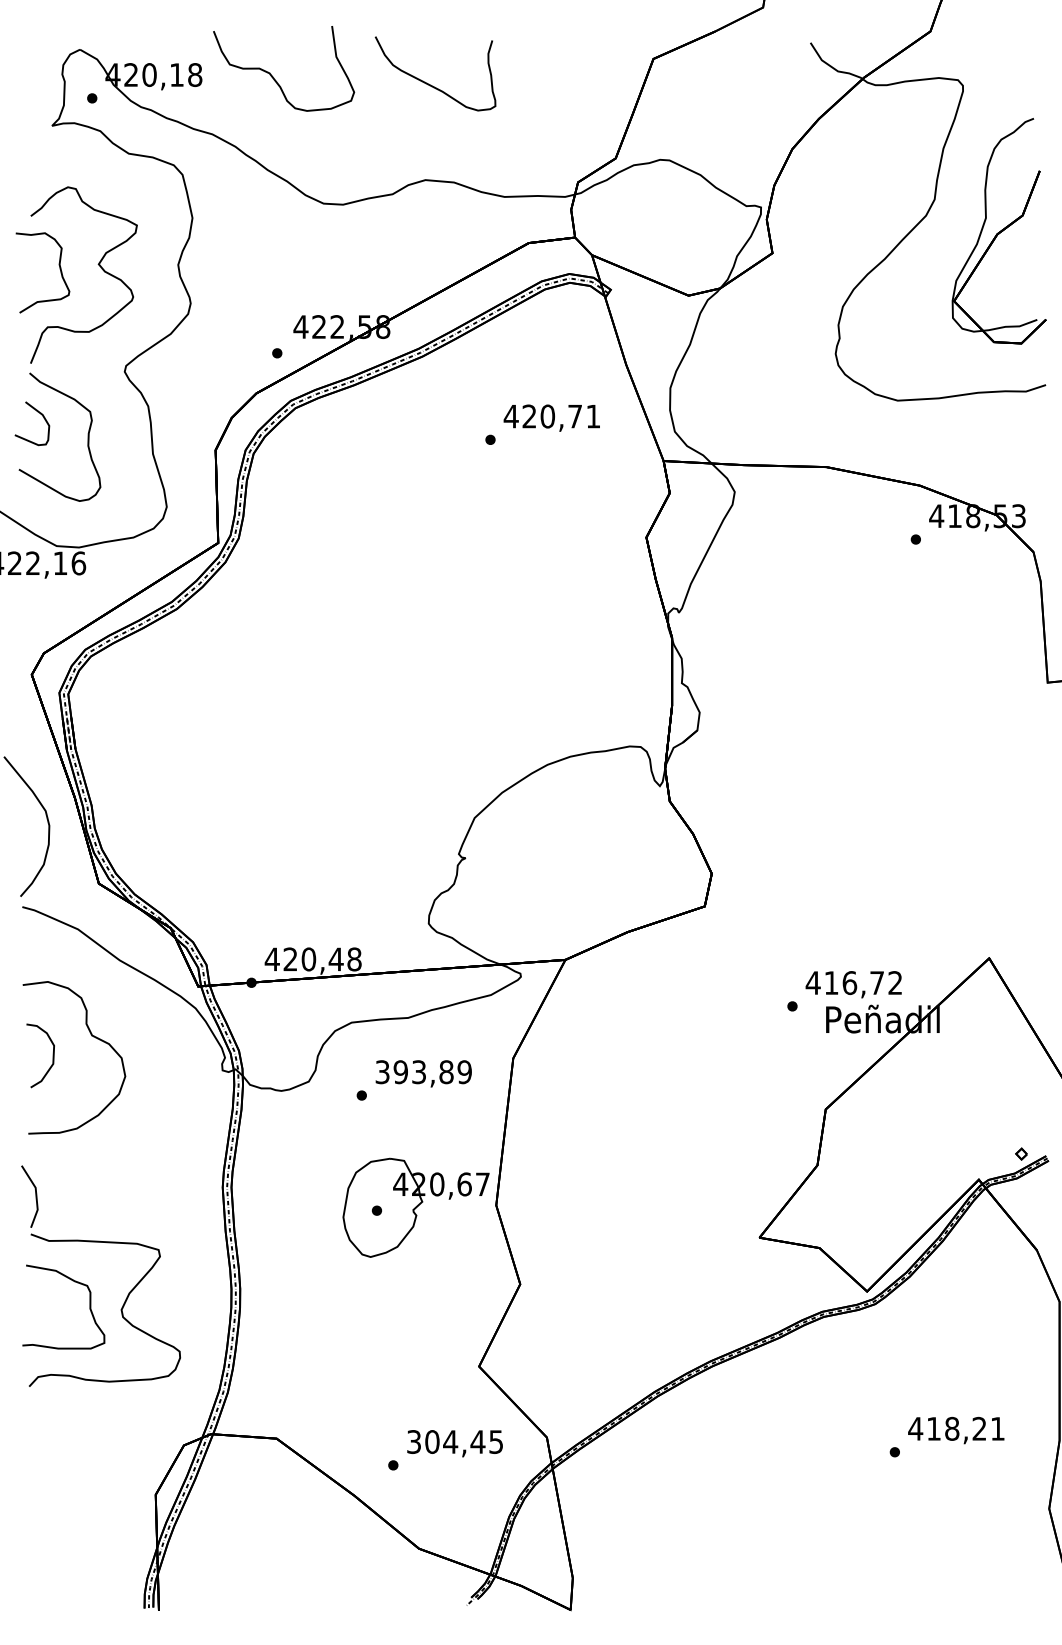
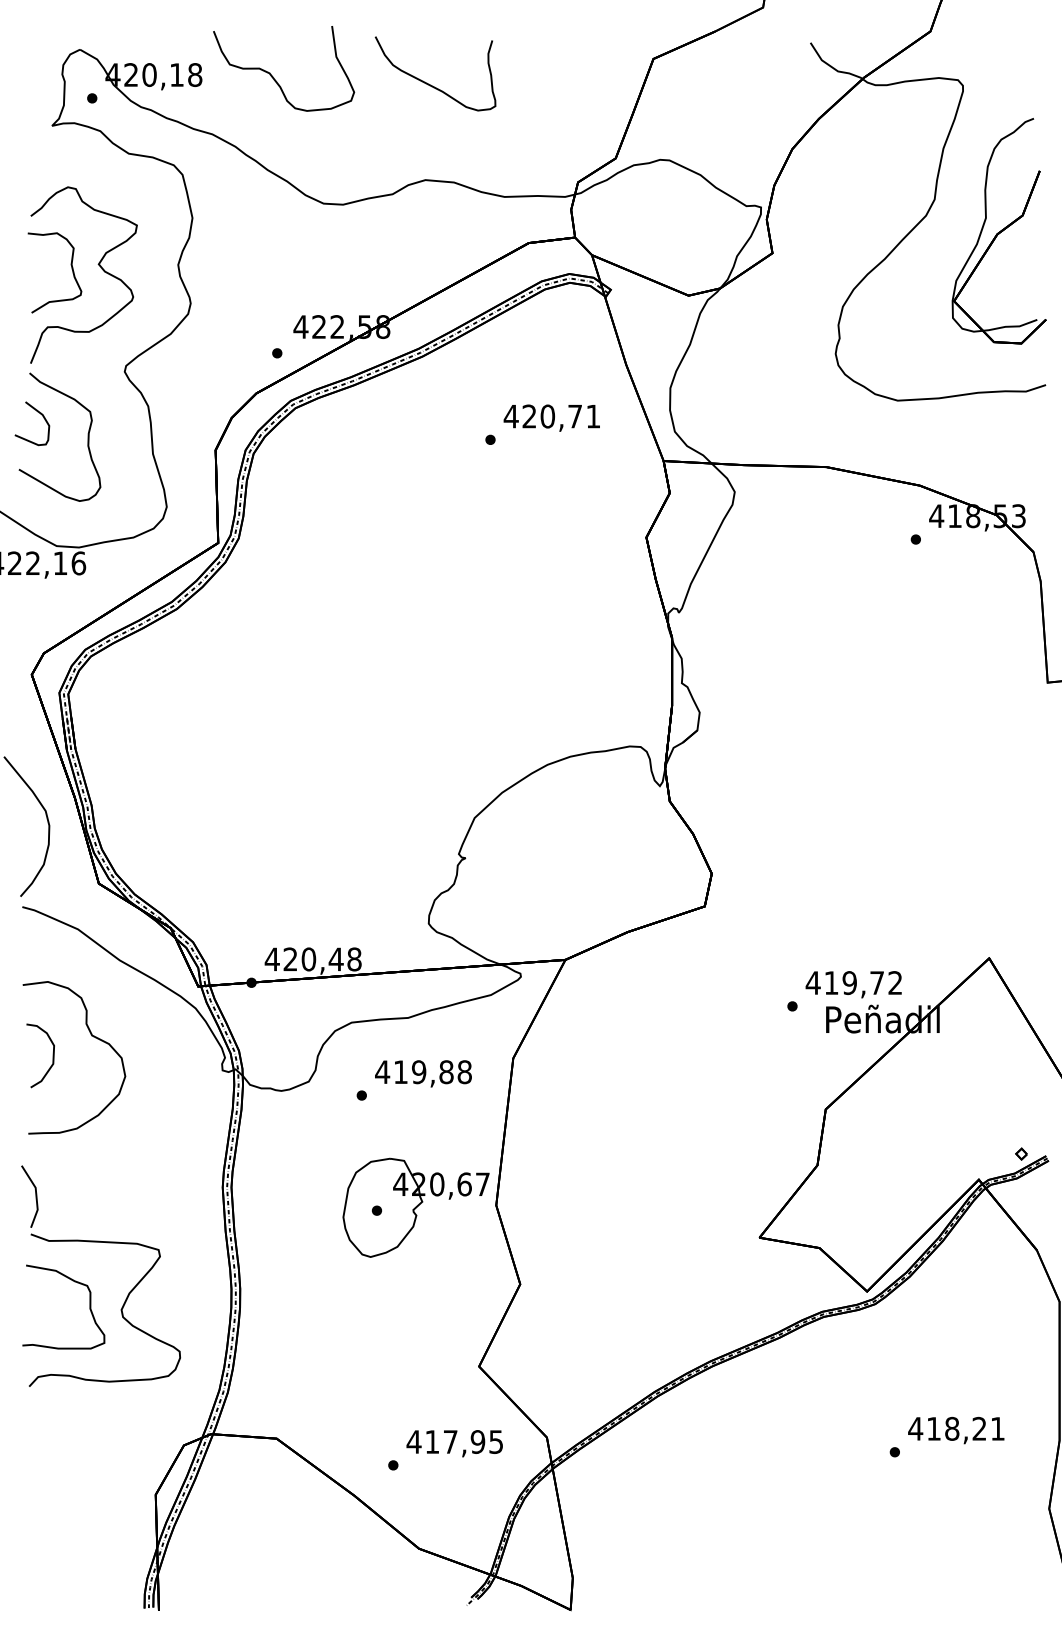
curve position: (59, 269) -> (71, 269) (71, 269)
text: 416,72 -> 419,72 (849, 983)
text: 393,89 -> 419,88 (423, 1072)
text: 304,45 -> 417,95 (445, 1441)
